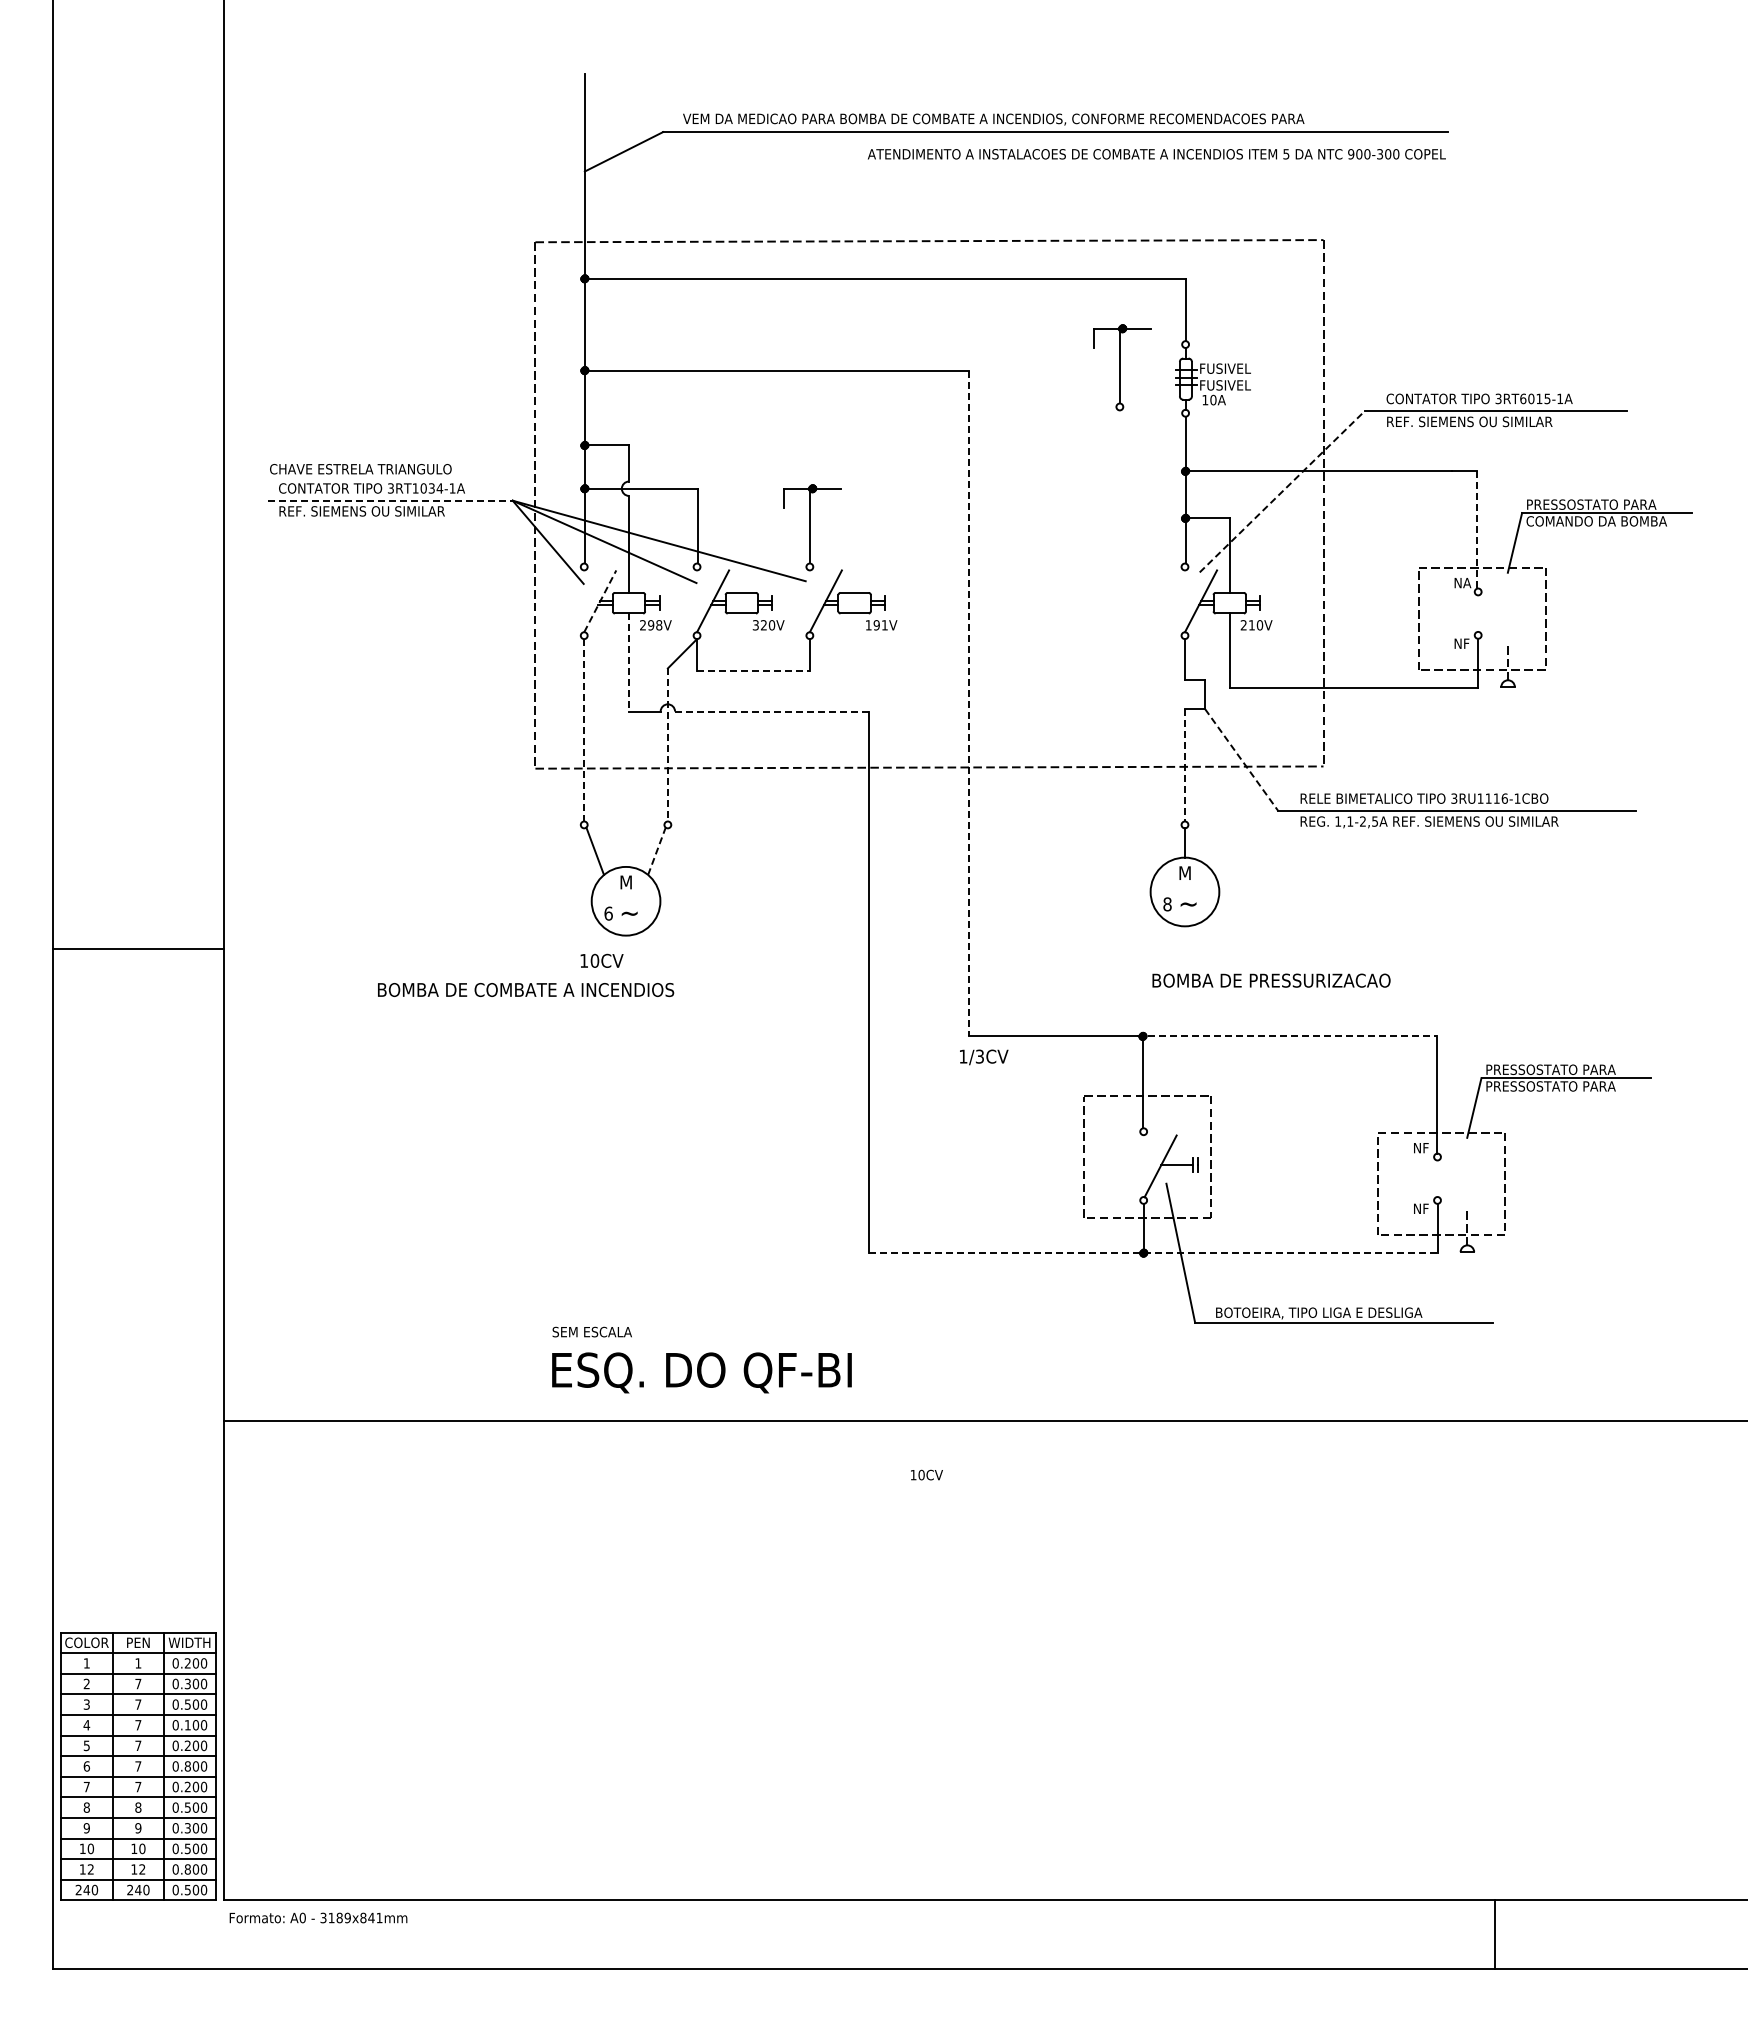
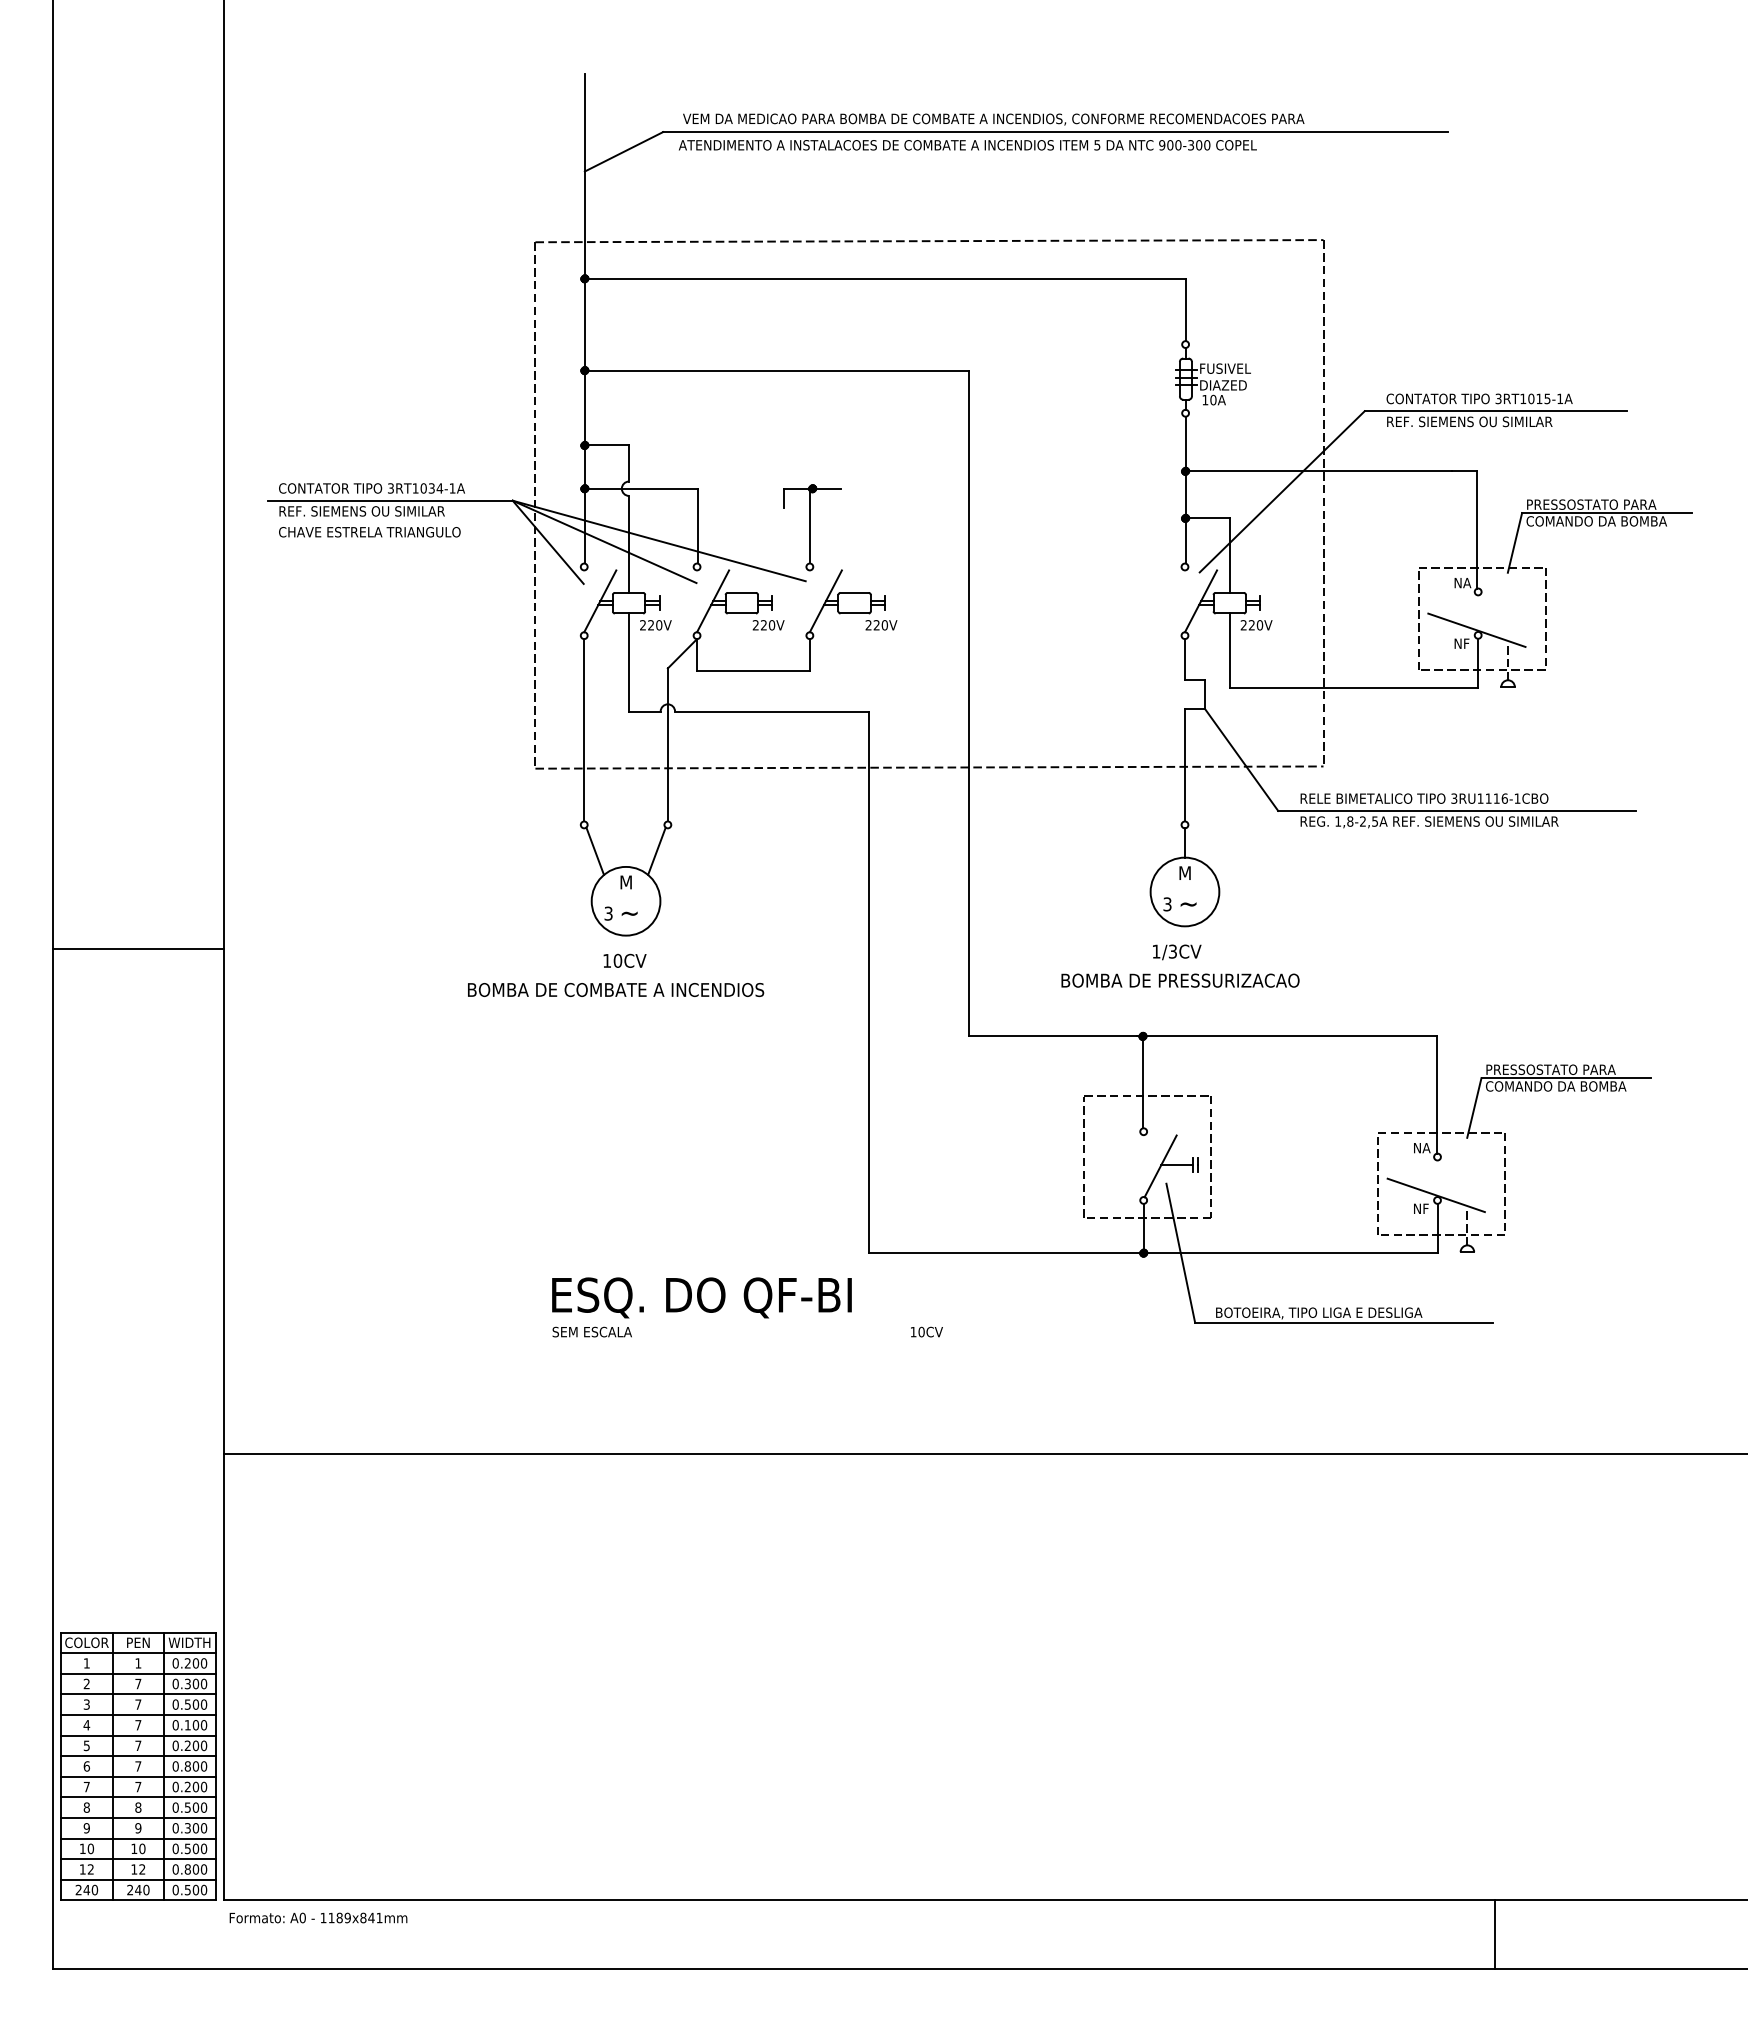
text position: (1156, 154) -> (967, 145) (967, 145)
part: present -> none (1122, 367)
text: FUSIVEL -> DIAZED (1225, 385)
text: 3RT6015-1A -> 3RT1015-1A (1523, 398)
text position: (360, 469) -> (369, 532) (369, 532)
line: dashed -> solid (1282, 491)
line: dashed -> solid (391, 500)
line: dashed -> solid (1477, 529)
line: dashed -> solid (600, 601)
text: 298V -> 220V (655, 625)
text: 320V -> 220V (755, 625)
text: 191V -> 220V (876, 625)
text: 210V -> 220V (1251, 625)
line: none -> present (1476, 629)
line: dashed -> solid (629, 663)
line: dashed -> solid (753, 671)
line: dashed -> solid (968, 703)
line: dashed -> solid (772, 711)
line: dashed -> solid (584, 730)
line: dashed -> solid (667, 744)
line: dashed -> solid (1241, 760)
line: dashed -> solid (1184, 765)
text: 1,1-2,5A -> 1,8-2,5A (1350, 821)
line: dashed -> solid (657, 850)
text: 8 -> 3 (1167, 904)
text: 6 -> 3 (608, 913)
text position: (601, 960) -> (624, 960) (624, 960)
text position: (1271, 980) -> (1180, 980) (1180, 980)
text position: (526, 989) -> (616, 989) (616, 989)
line: dashed -> solid (1287, 1036)
text position: (984, 1057) -> (1177, 952) (1177, 952)
text: PRESSOSTATO PARA -> COMANDO DA BOMBA (1556, 1086)
text: NF -> NA (1426, 1148)
line: none -> present (1435, 1195)
line: dashed -> solid (1153, 1253)
text position: (701, 1372) -> (701, 1297) (701, 1297)
line position: (984, 1420) -> (984, 1453) (984, 1453)
text position: (926, 1474) -> (926, 1331) (926, 1331)
text: 3189x841mm -> 1189x841mm (323, 1917)
